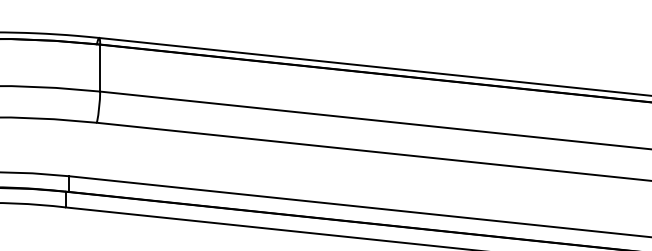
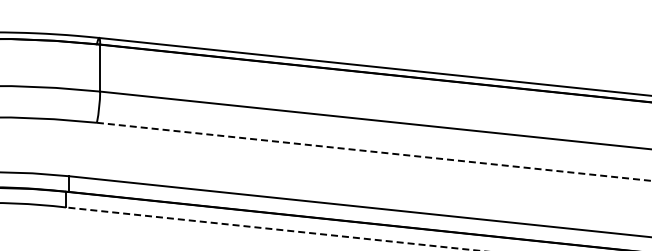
line: solid -> dashed (374, 151)
line: solid -> dashed (273, 229)
